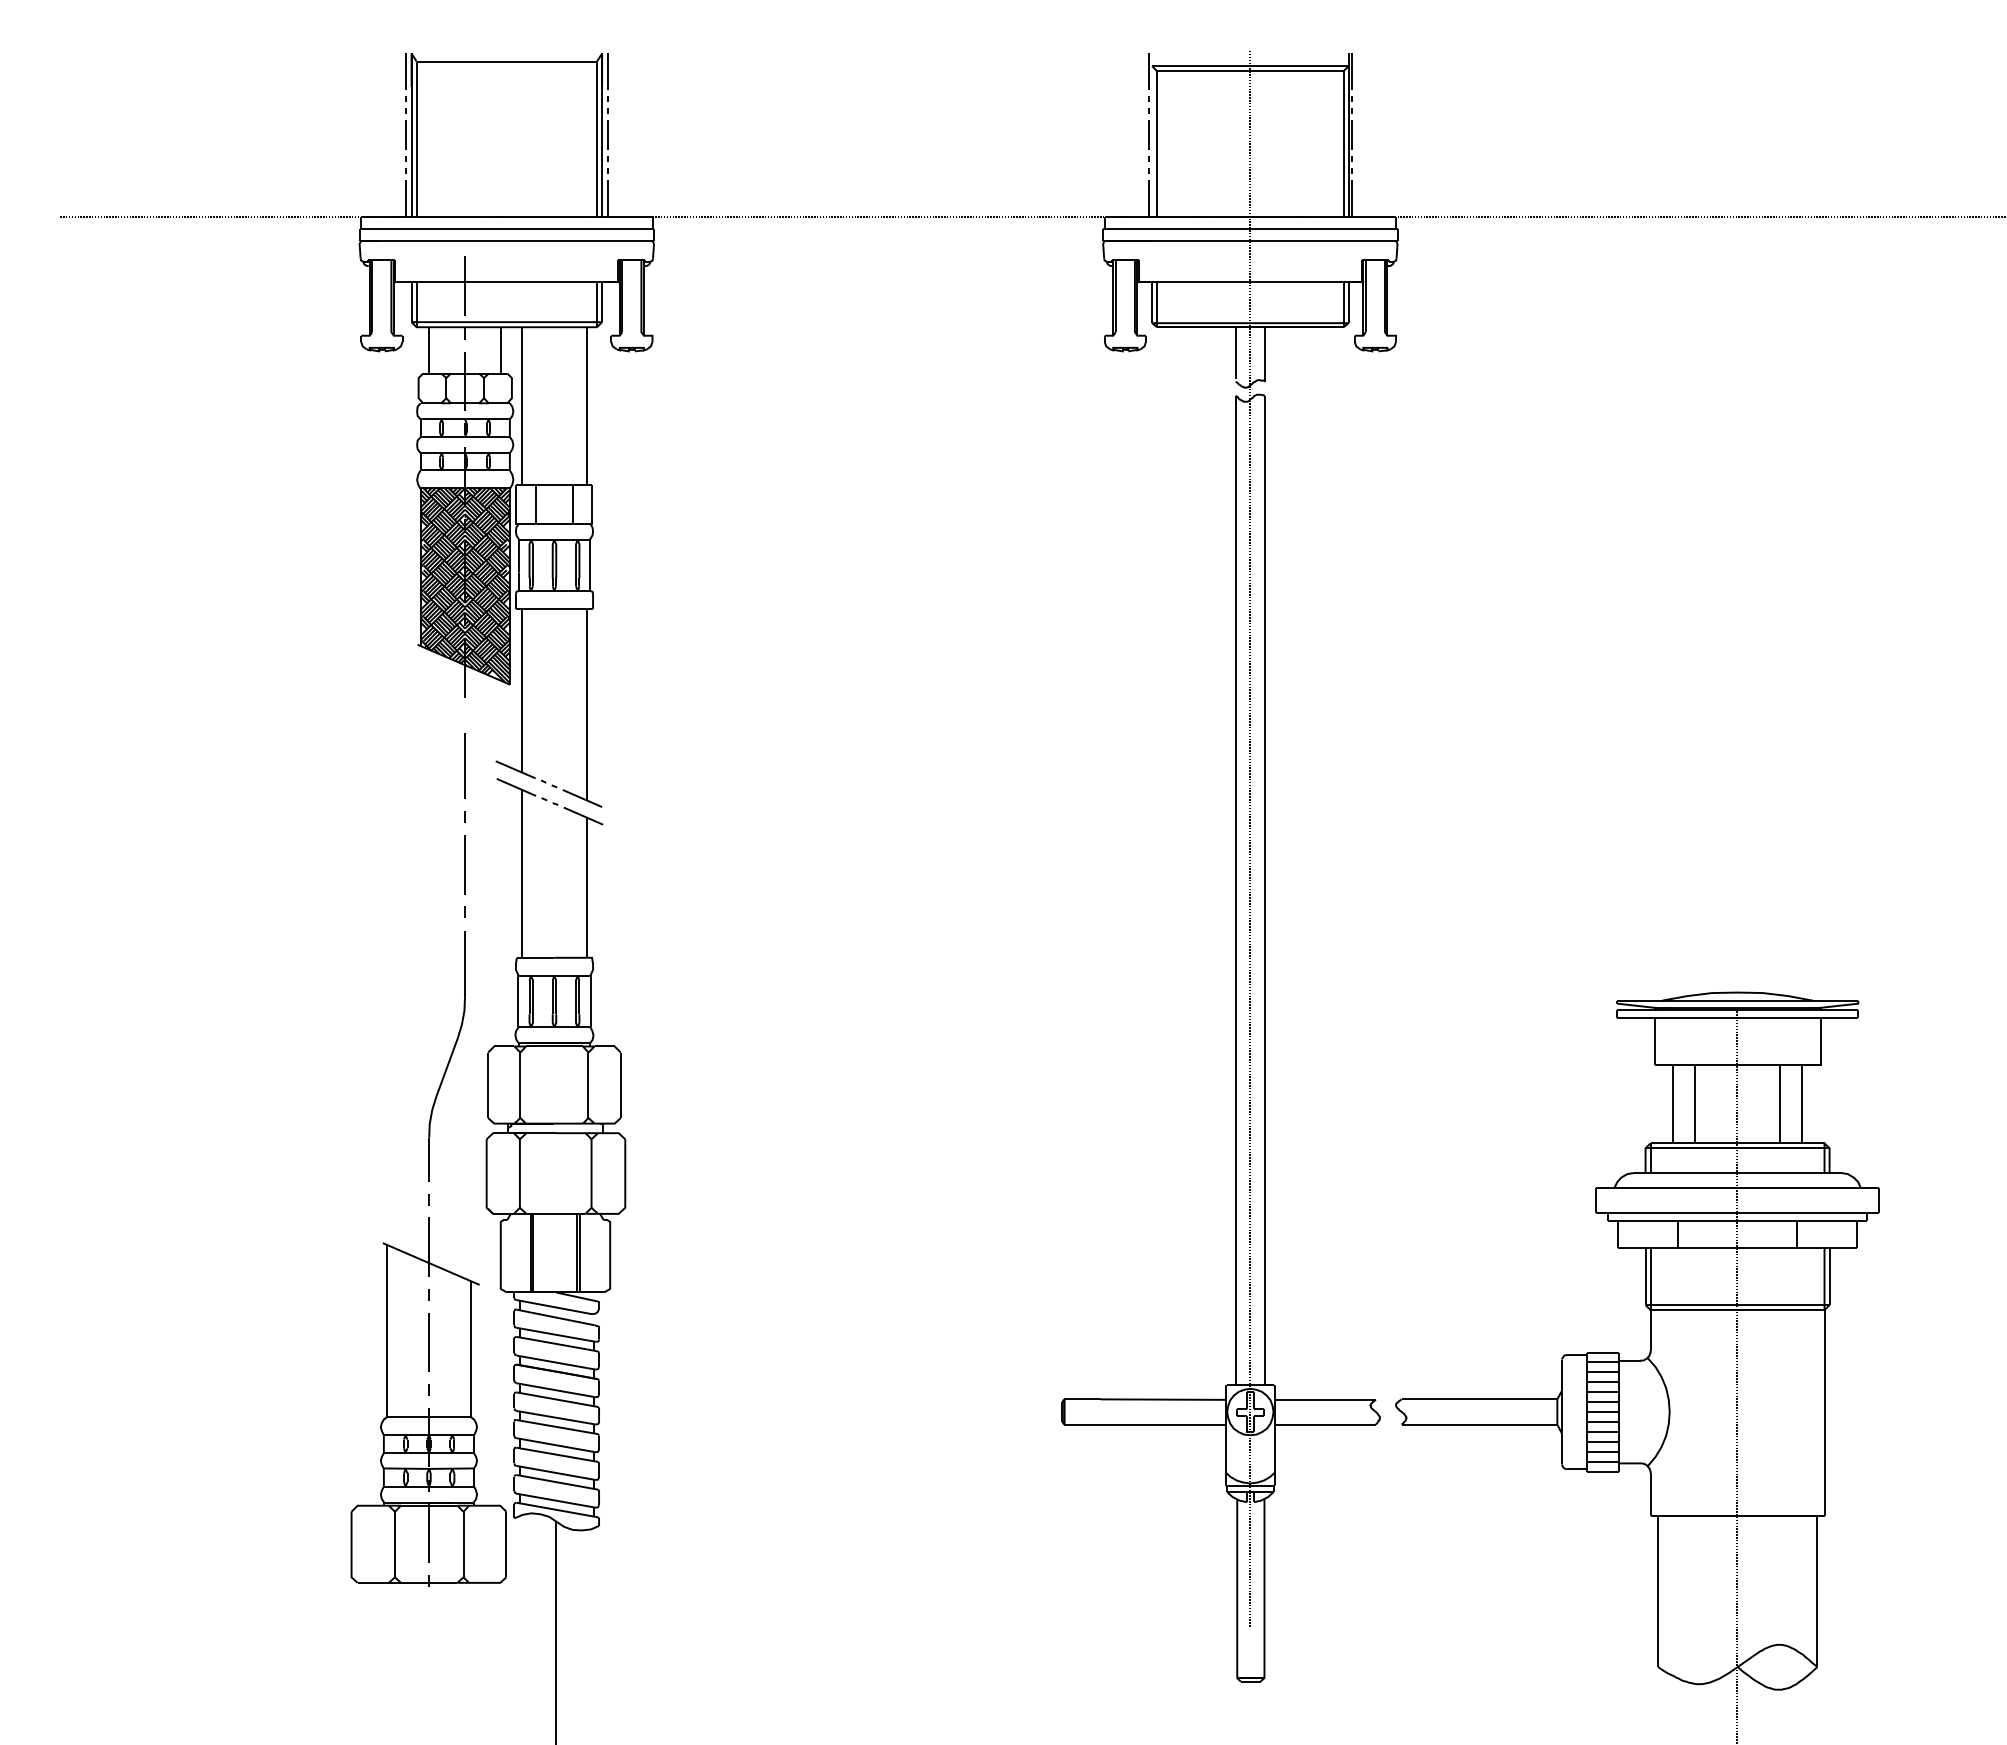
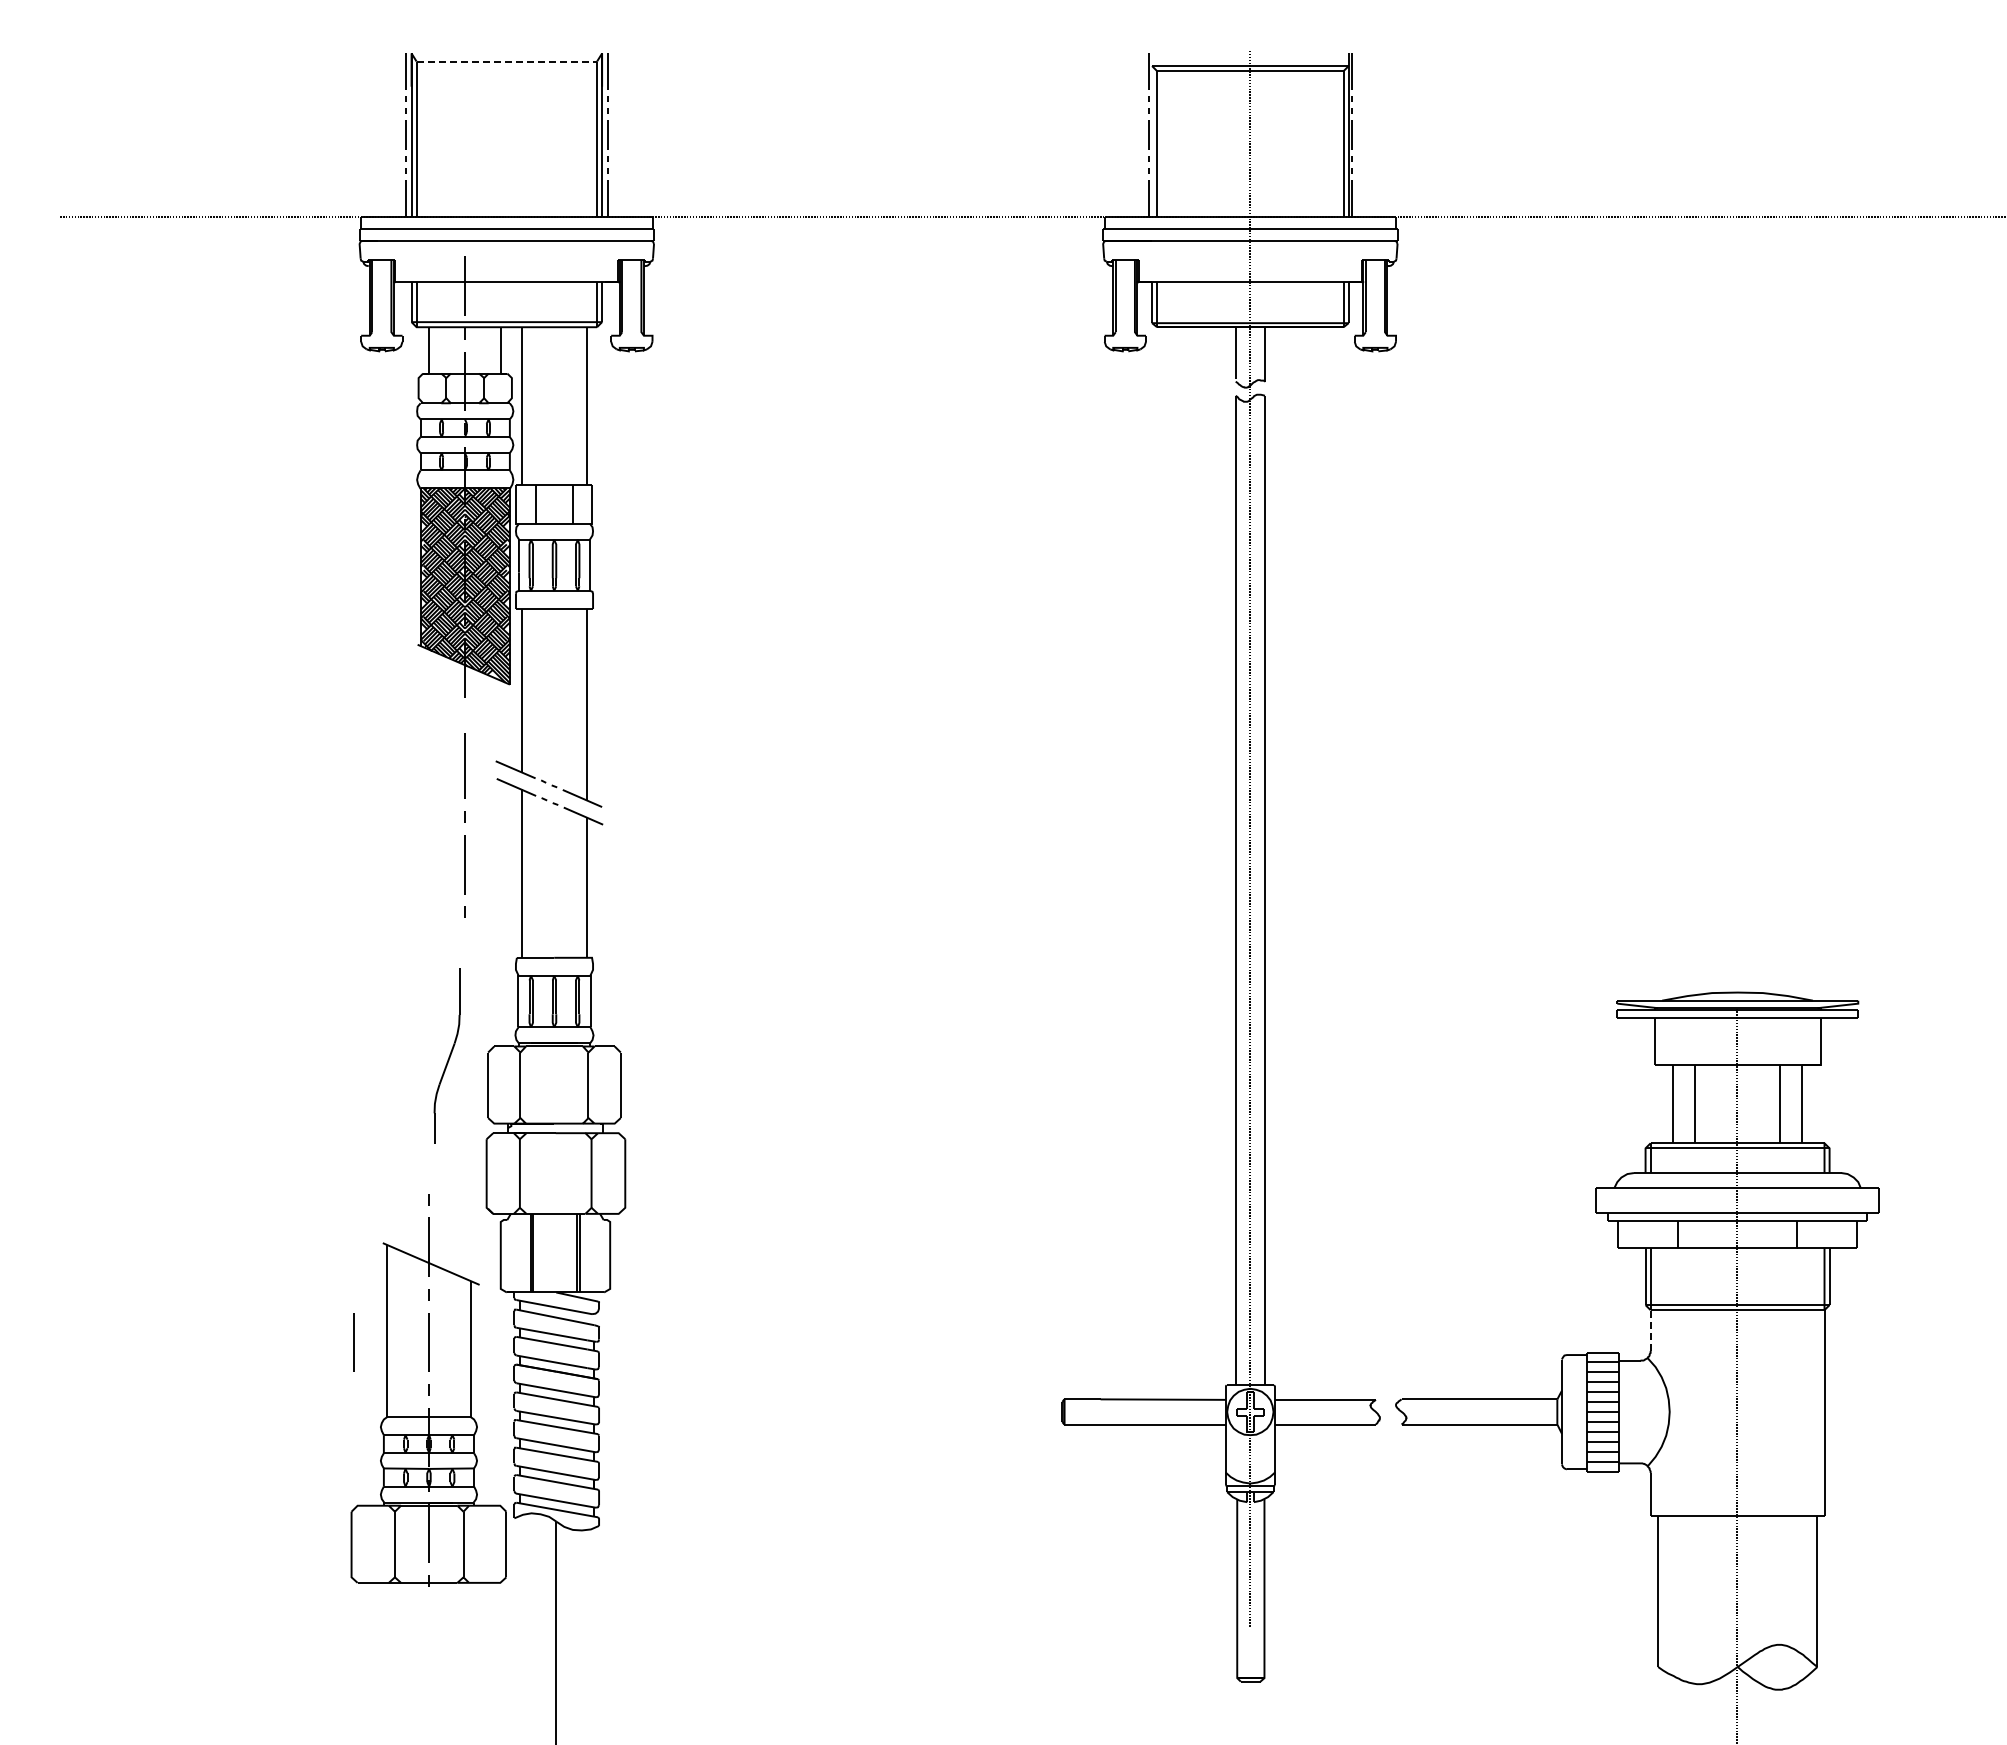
line: solid -> dashed (507, 61)
part size: 38x251 px -> 28x176 px (446, 1055)
line: solid -> dashed (1650, 1330)
line: none -> present (353, 1342)
